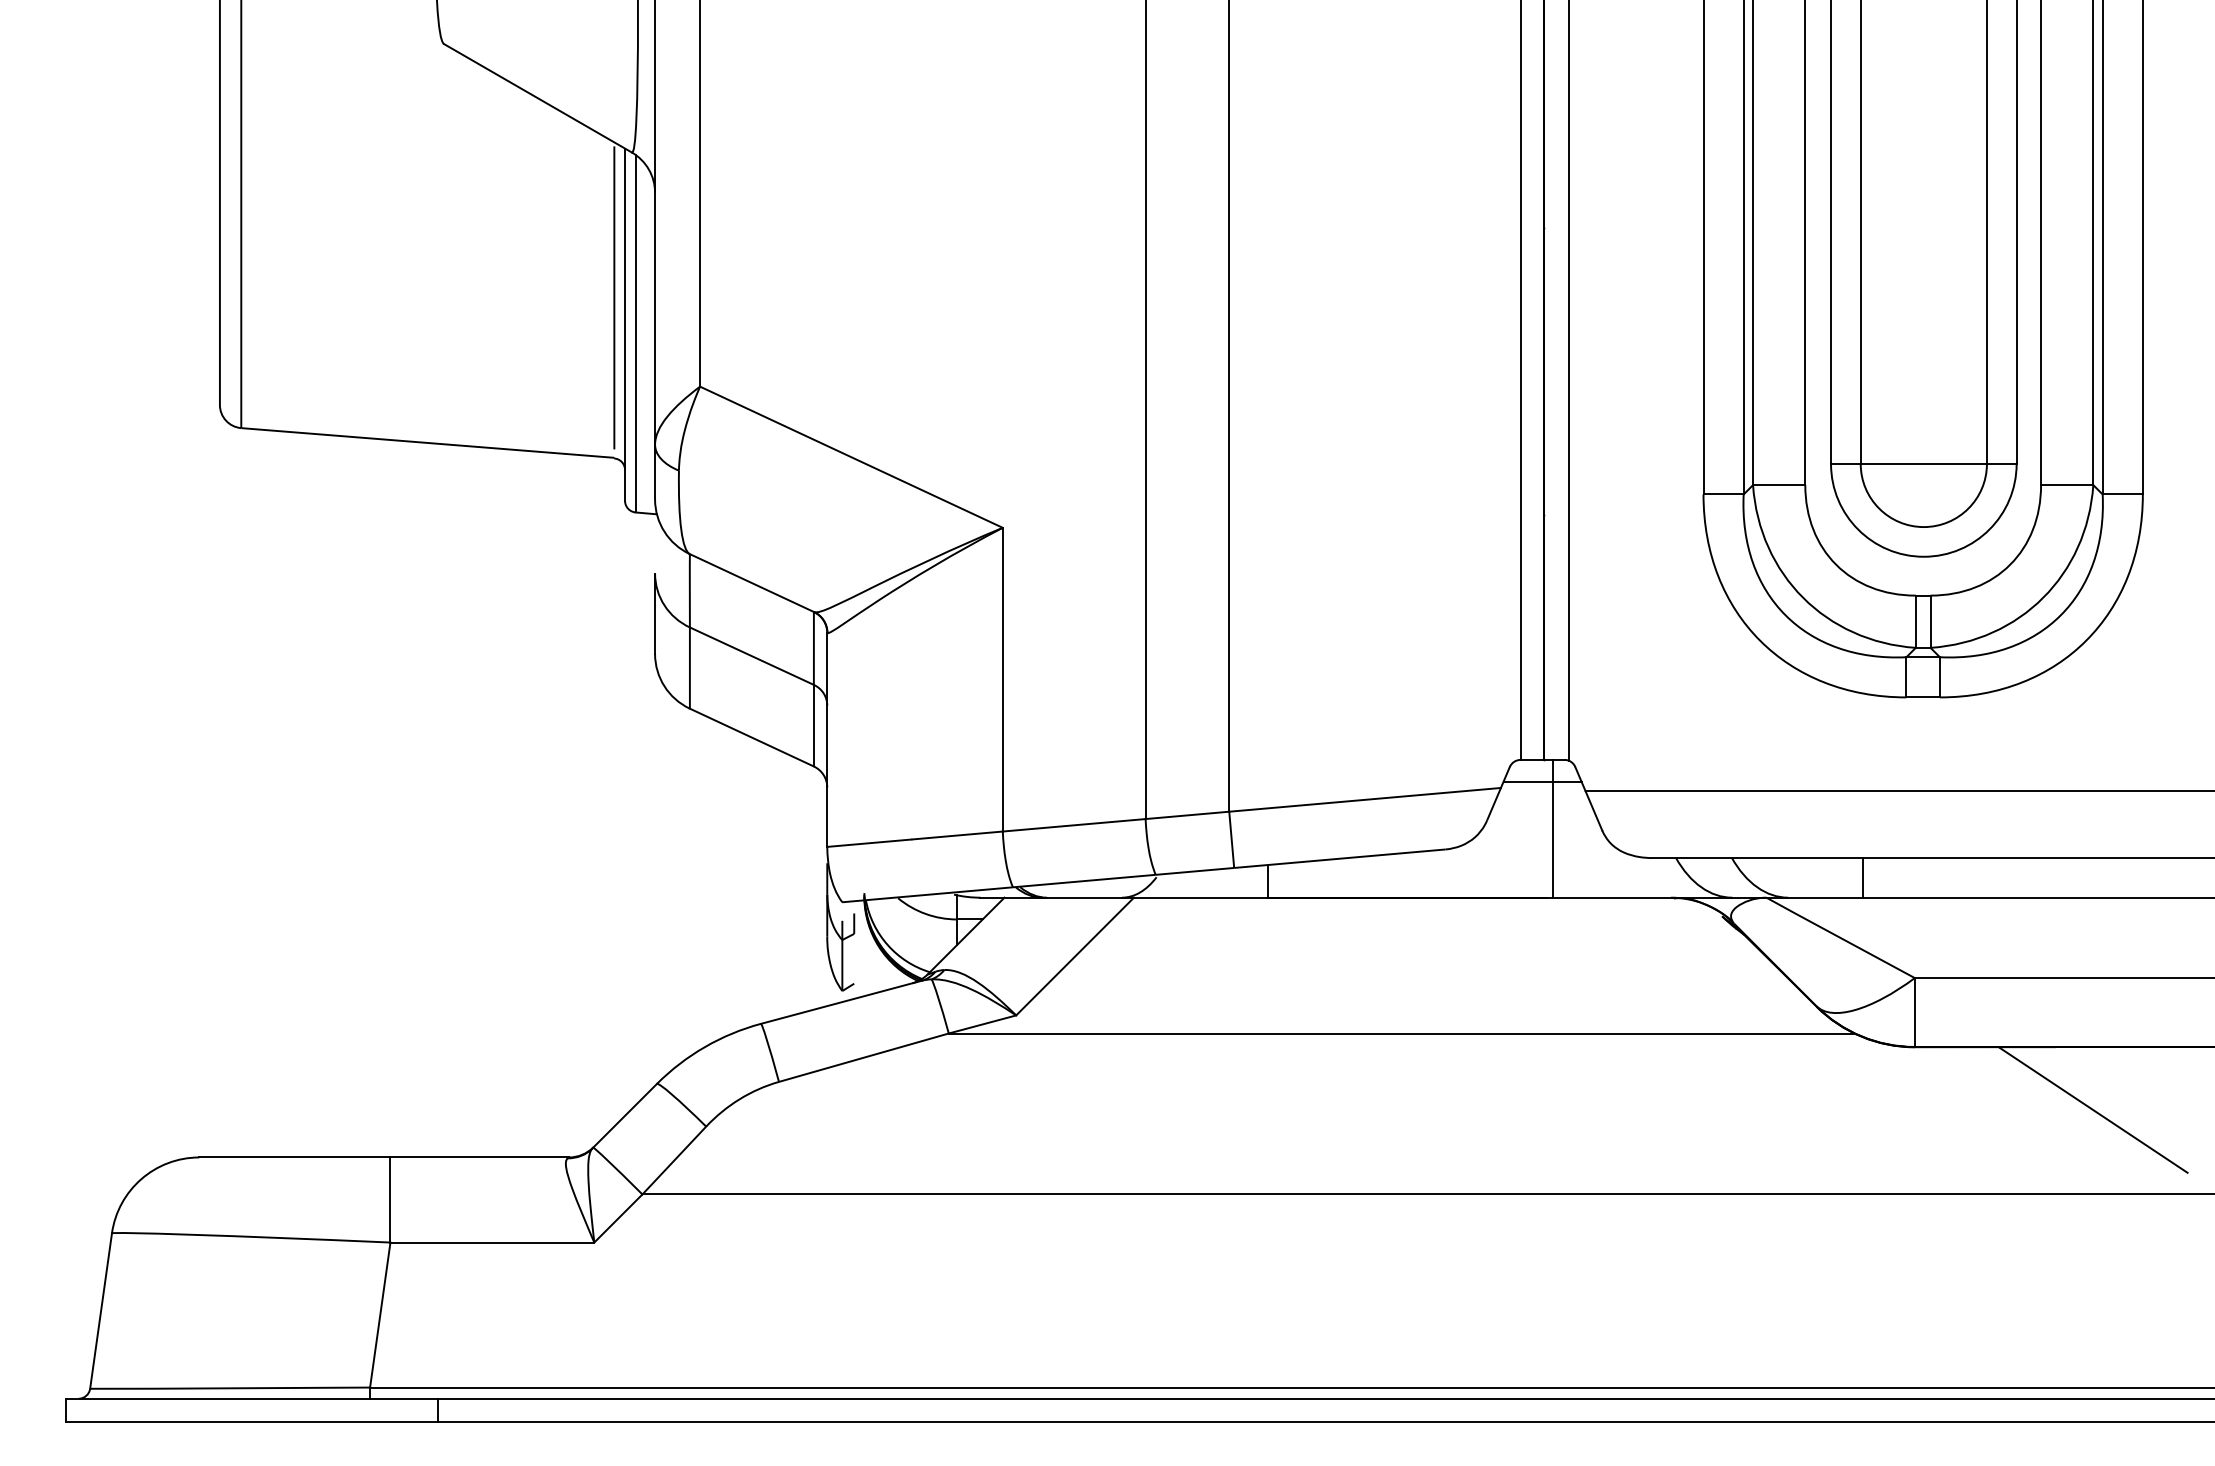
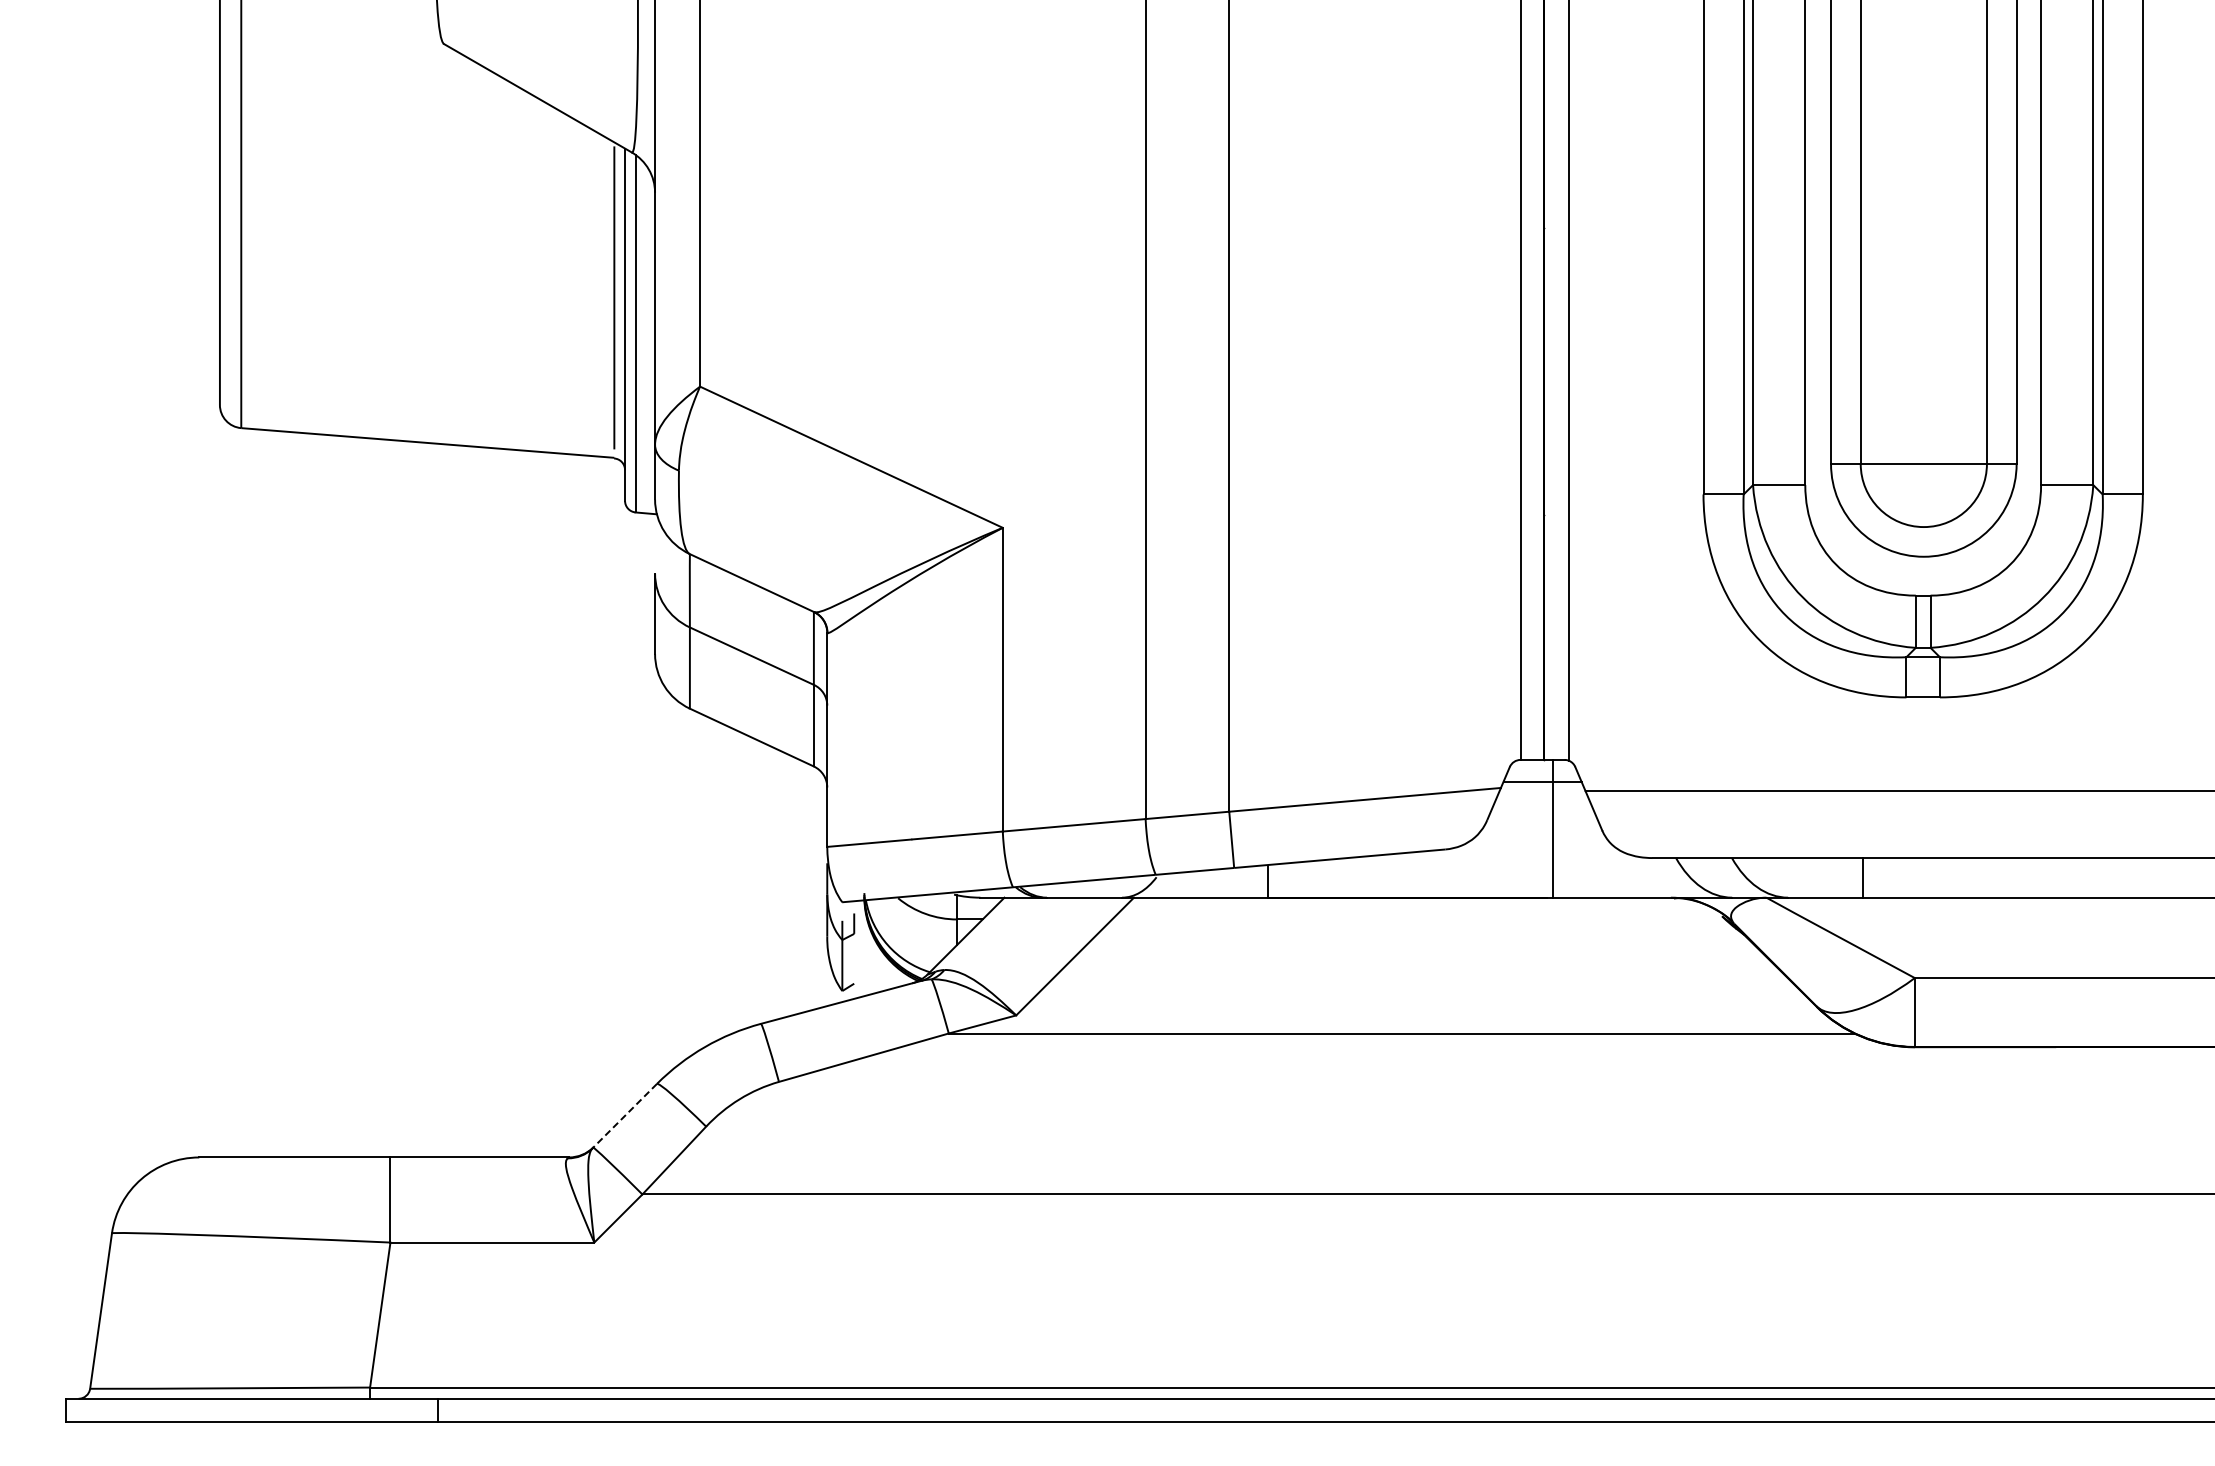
line: present -> none (2092, 1109)
line: solid -> dashed (624, 1116)
